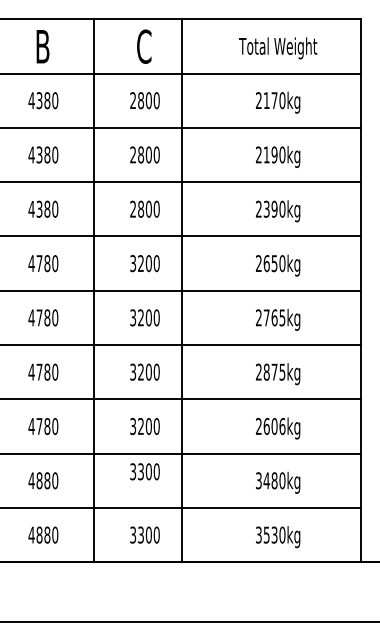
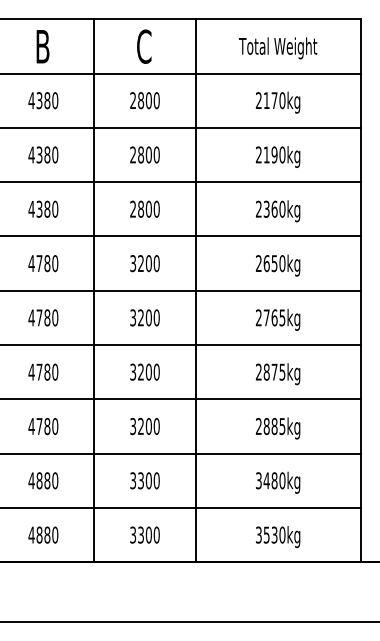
text: 2390kg -> 2360kg (274, 208)
line position: (181, 290) -> (195, 290) (195, 290)
text: 2606kg -> 2885kg (274, 426)
text position: (144, 471) -> (144, 480) (144, 480)
